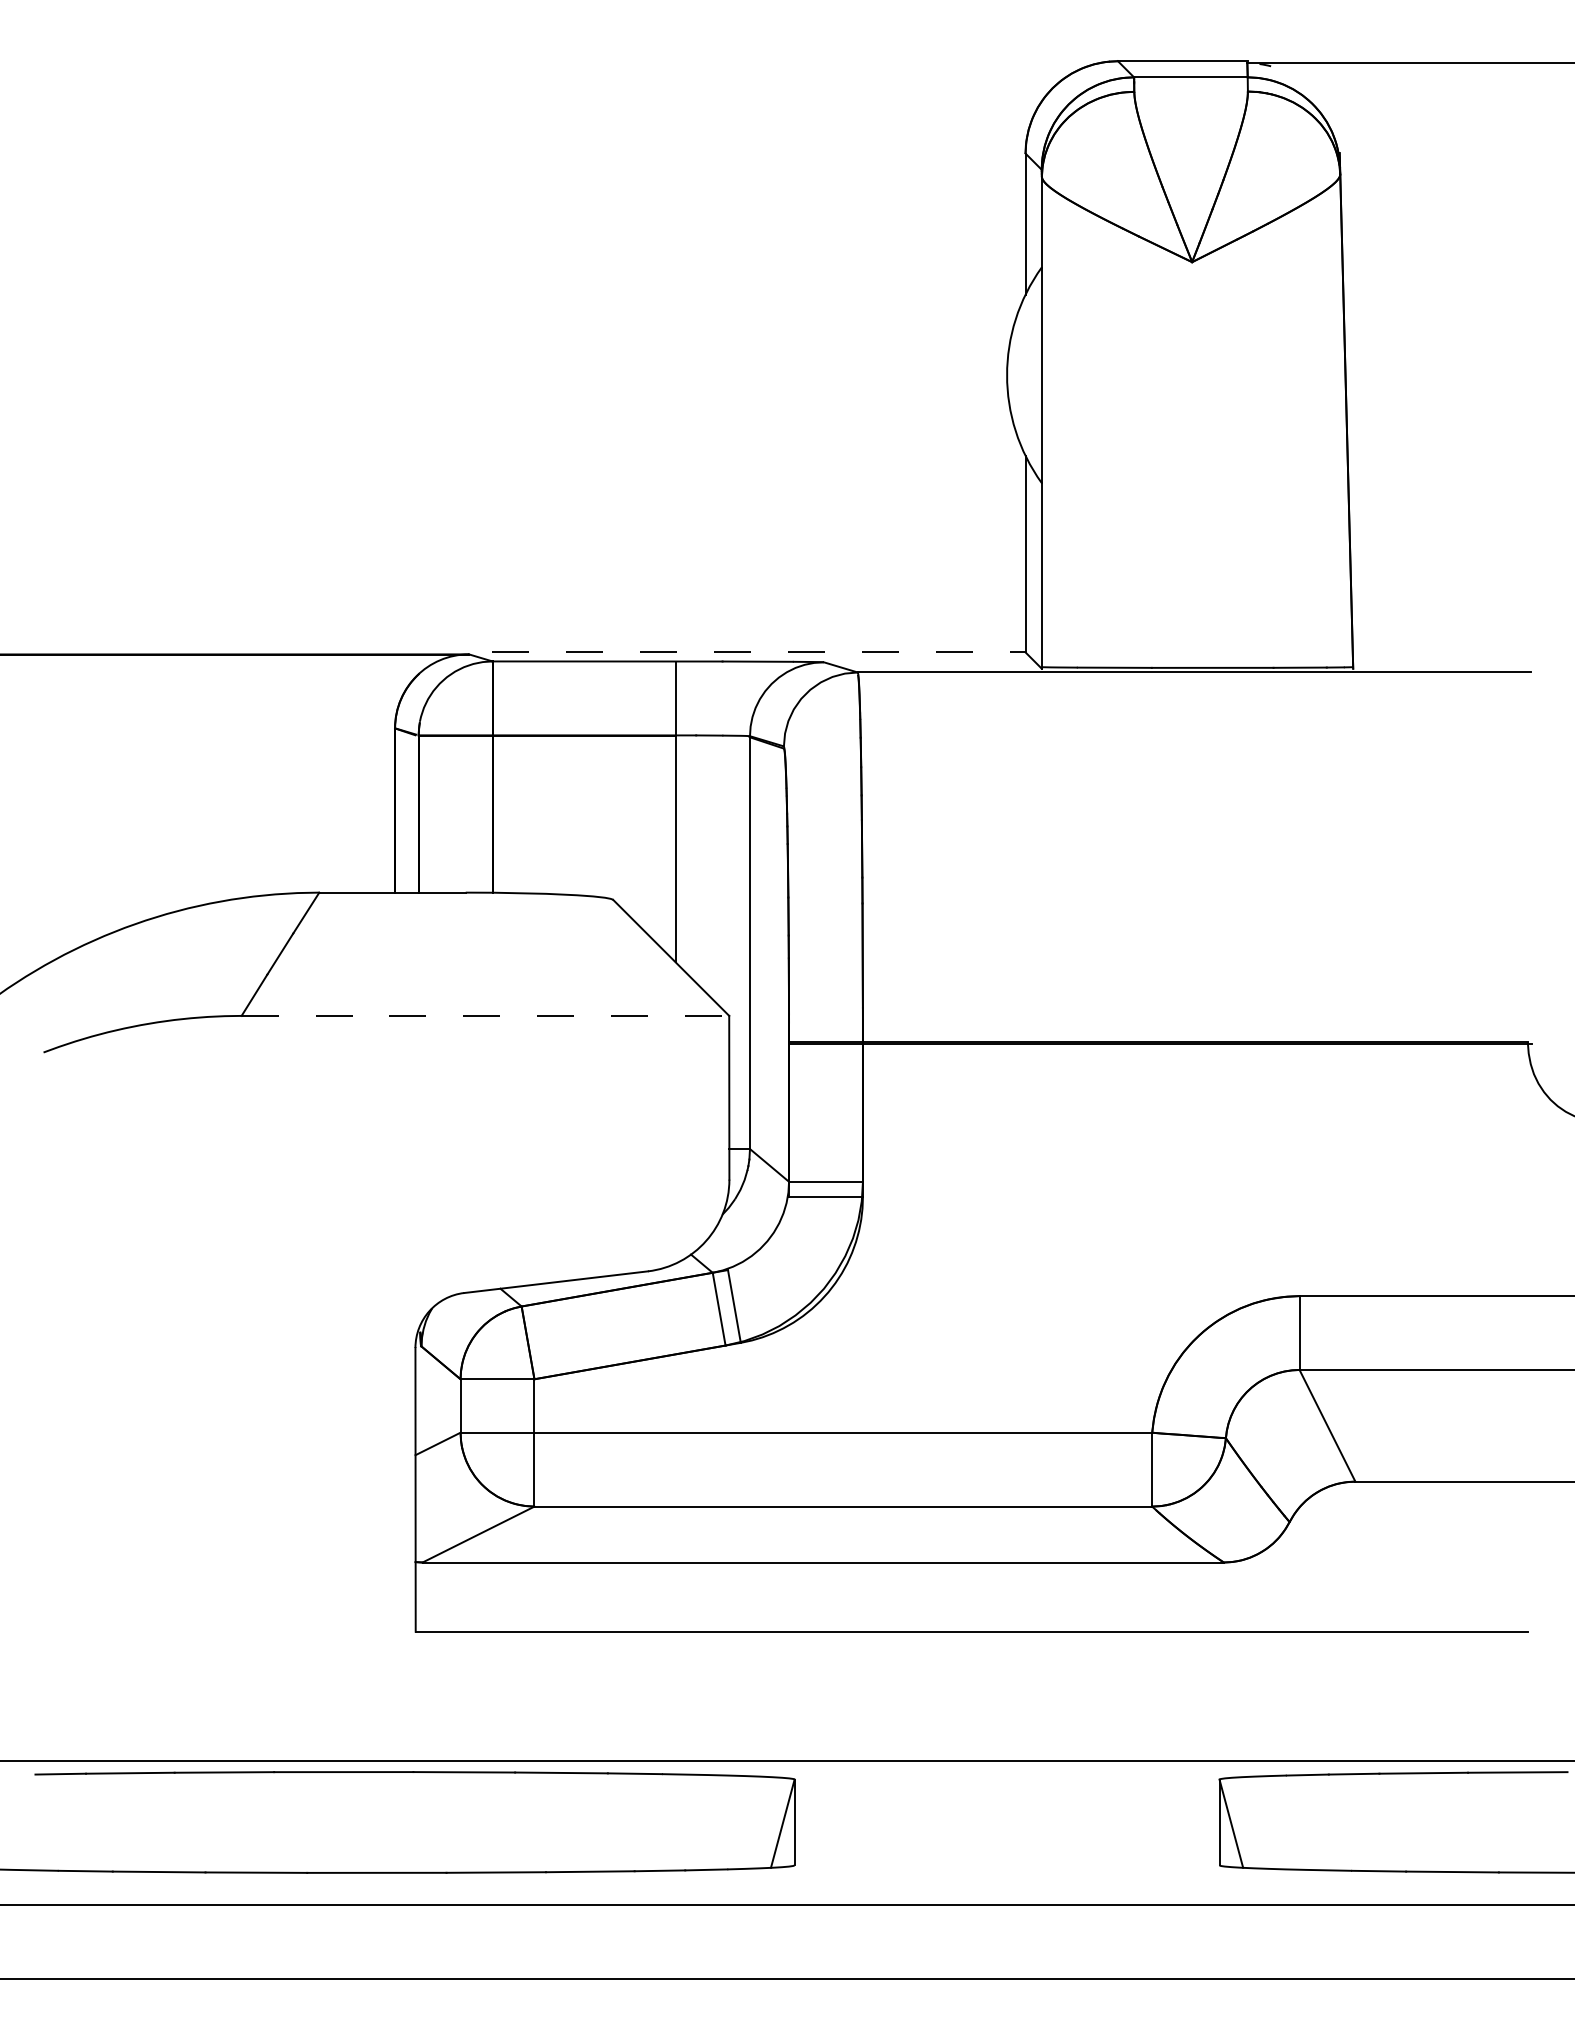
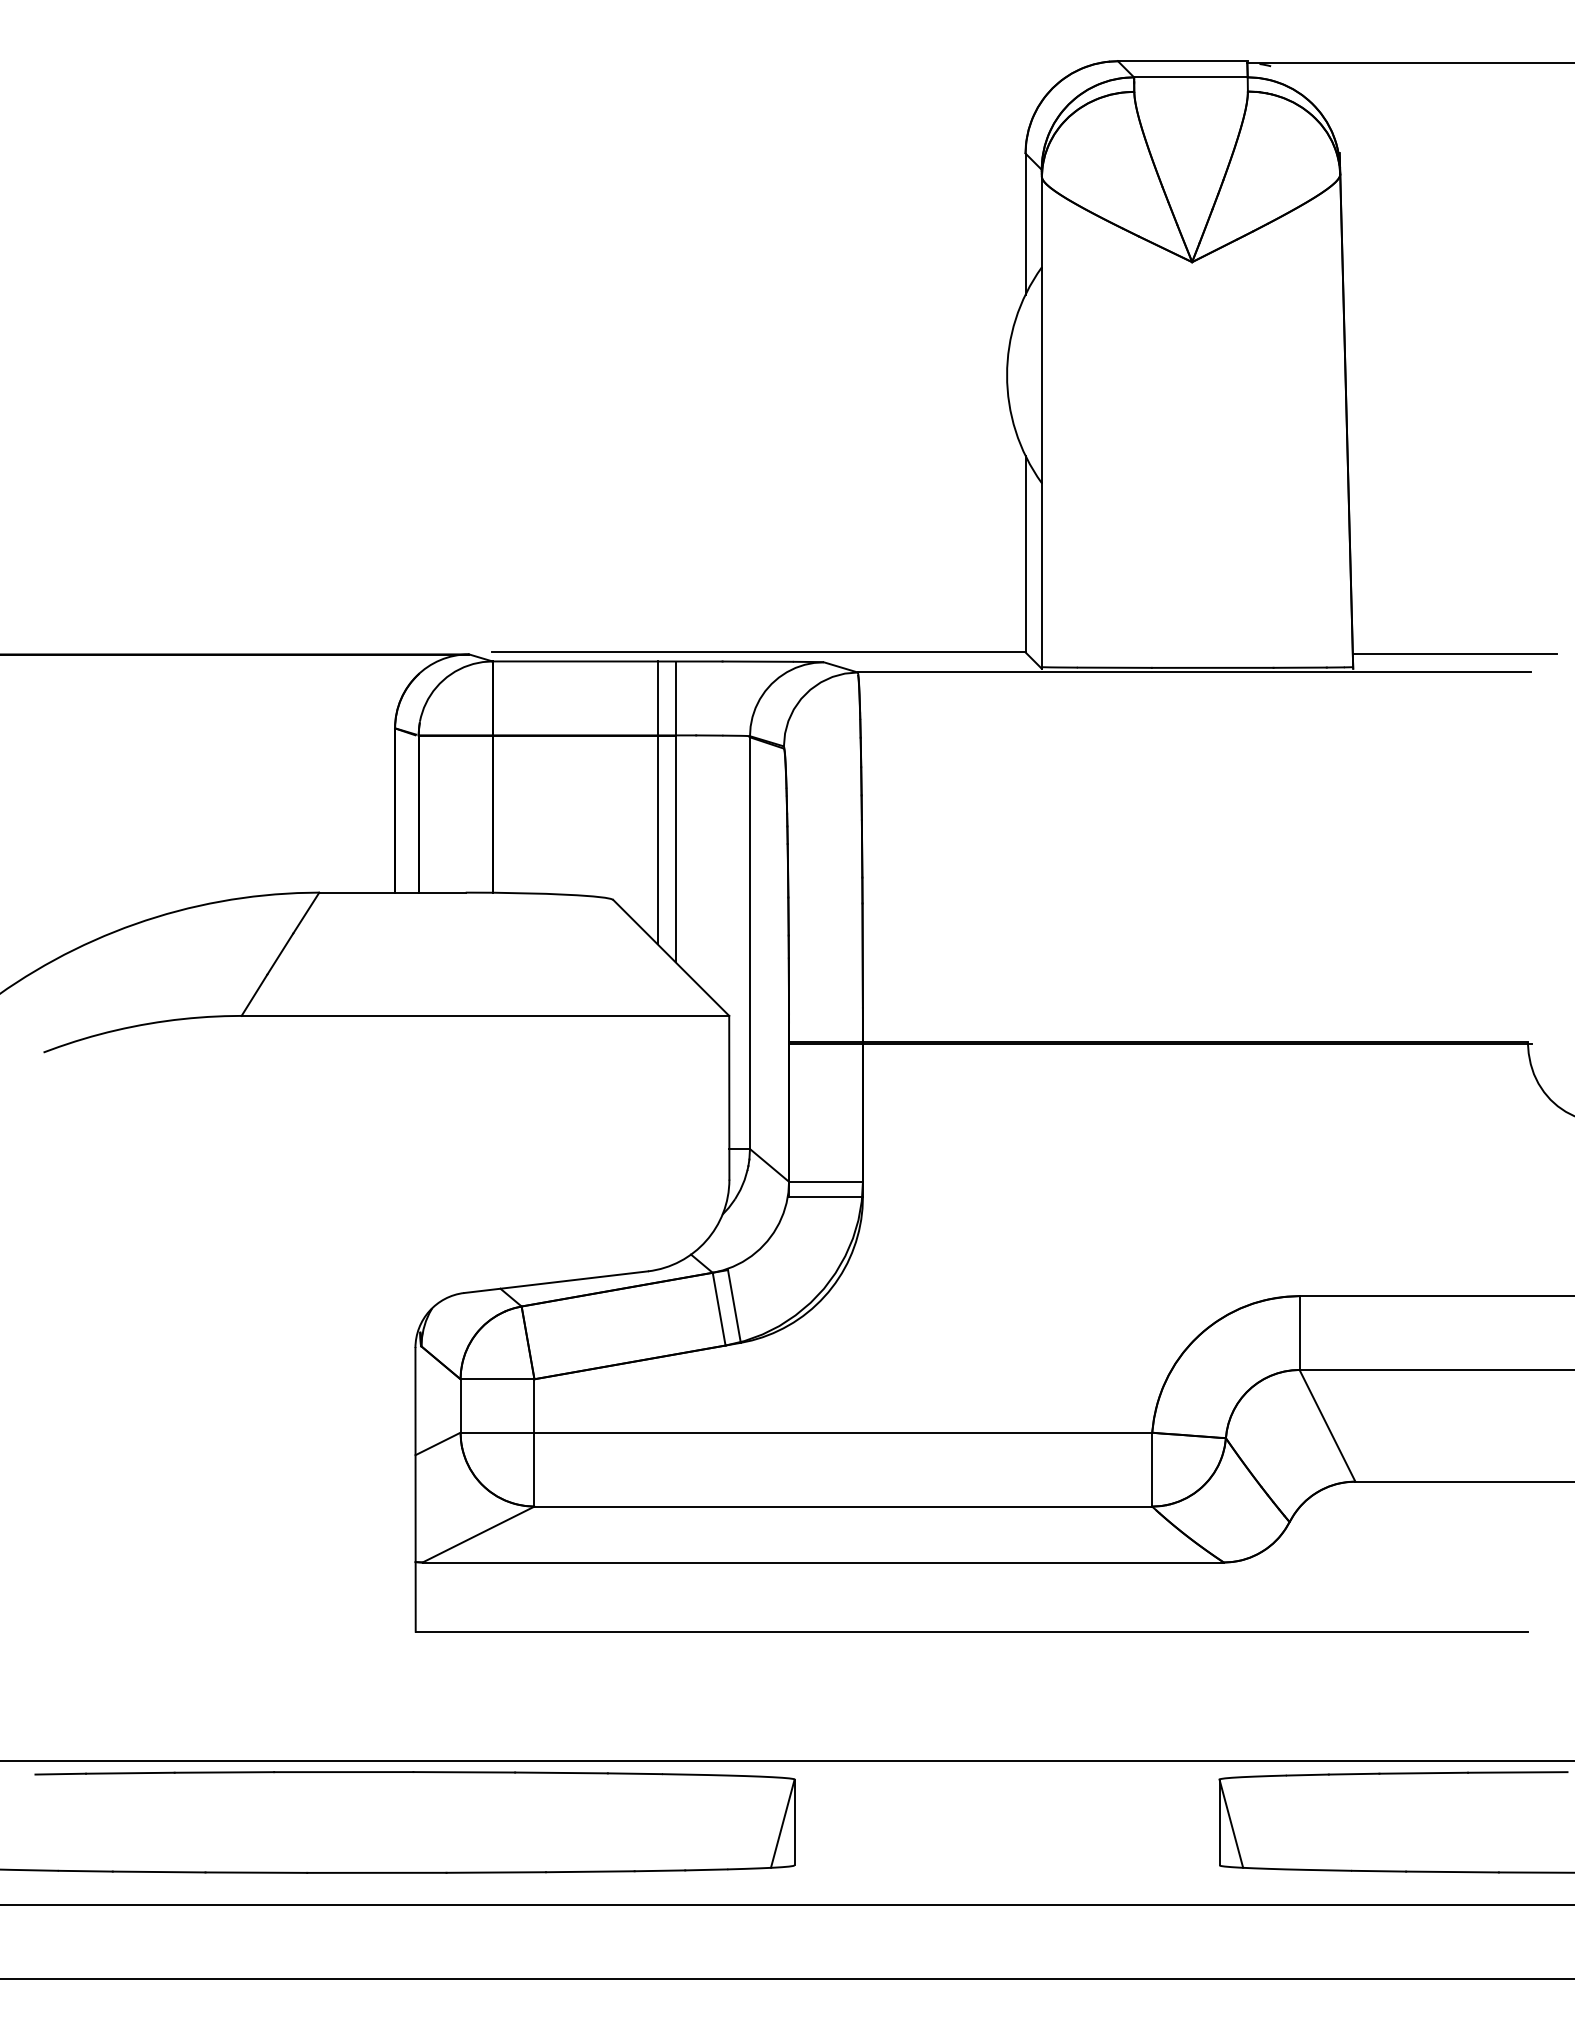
line: dashed -> solid (758, 652)
line: none -> present (1454, 654)
line: none -> present (657, 802)
line: dashed -> solid (485, 1015)
